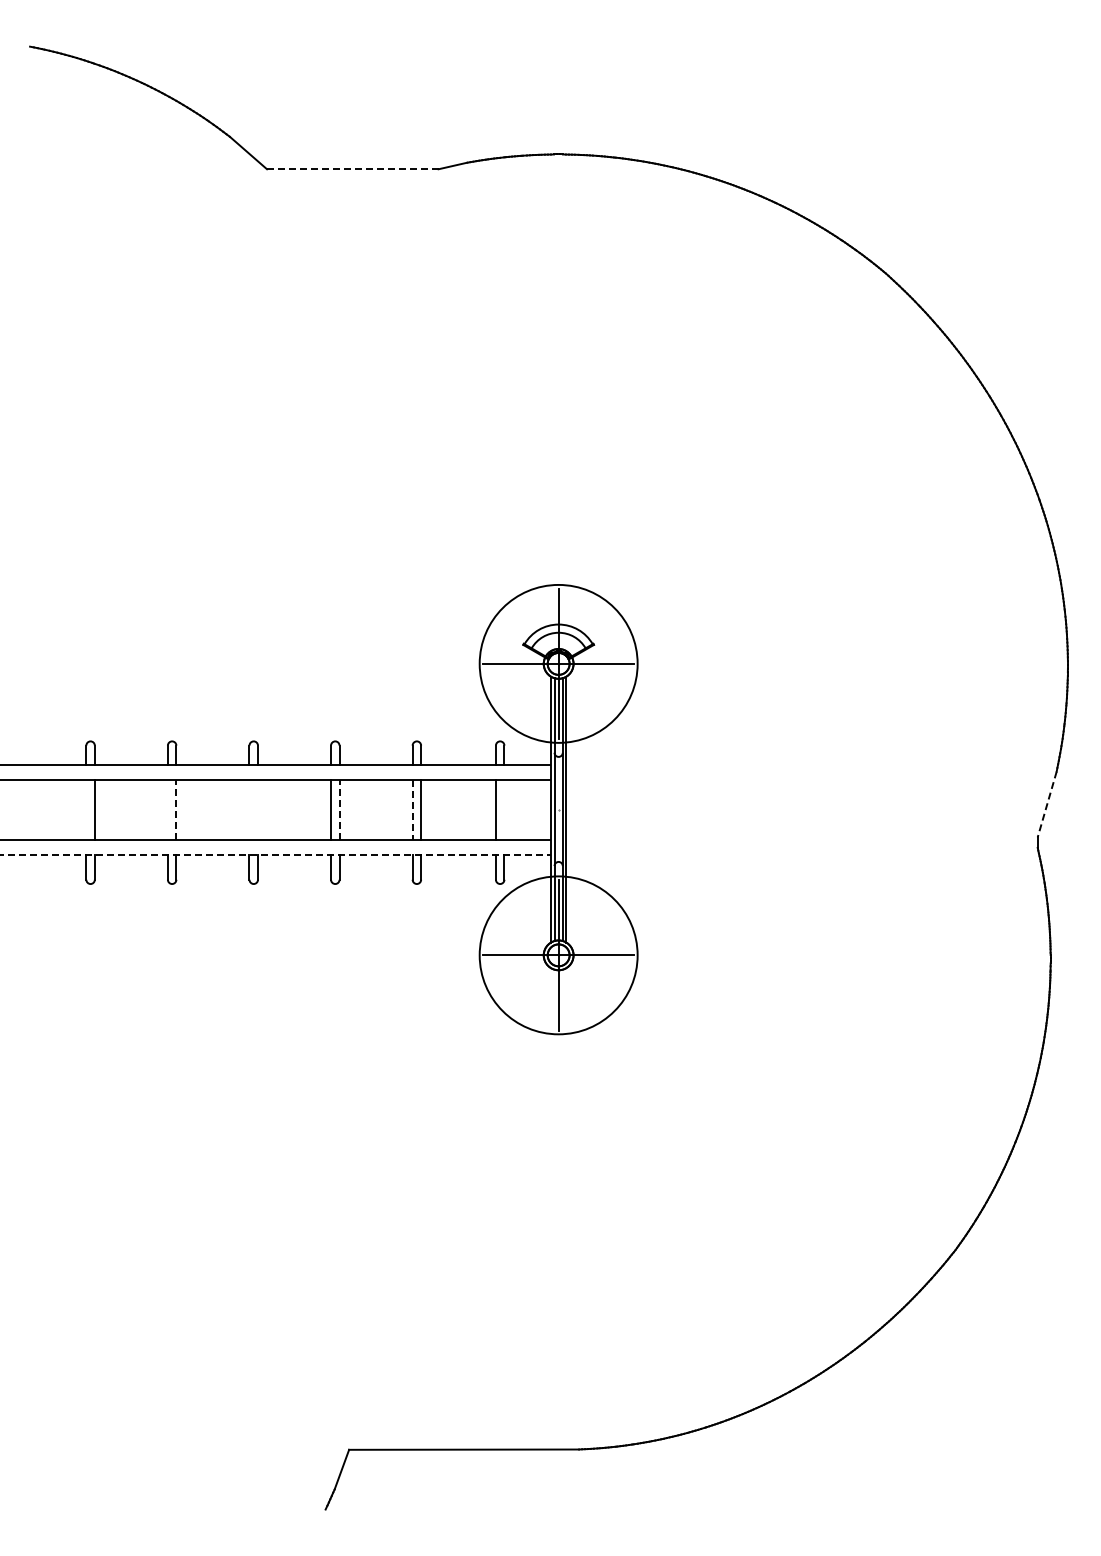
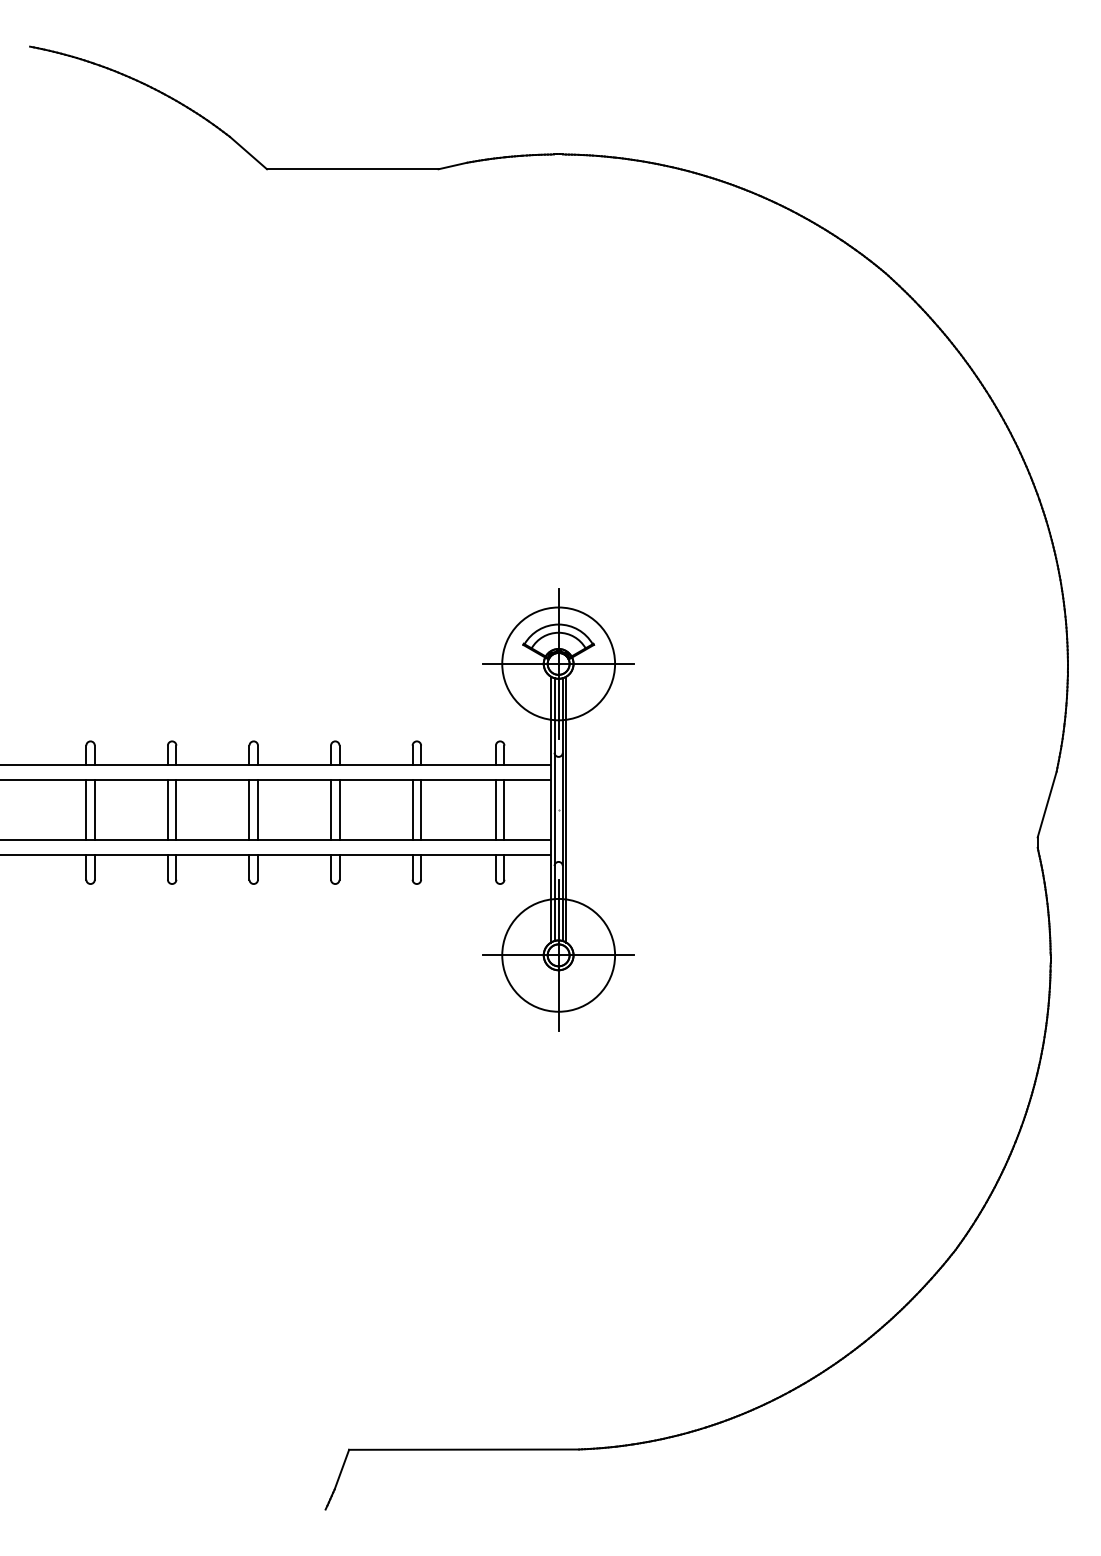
line: dashed -> solid (352, 169)
circle diameter: 158 px -> 113 px (558, 663)
line: dashed -> solid (1047, 804)
line: none -> present (86, 810)
line: none -> present (167, 810)
line: dashed -> solid (176, 810)
line: none -> present (249, 810)
line: none -> present (258, 810)
line: dashed -> solid (339, 810)
line: dashed -> solid (412, 810)
line: none -> present (504, 810)
line: dashed -> solid (276, 855)
circle diameter: 158 px -> 113 px (558, 954)
